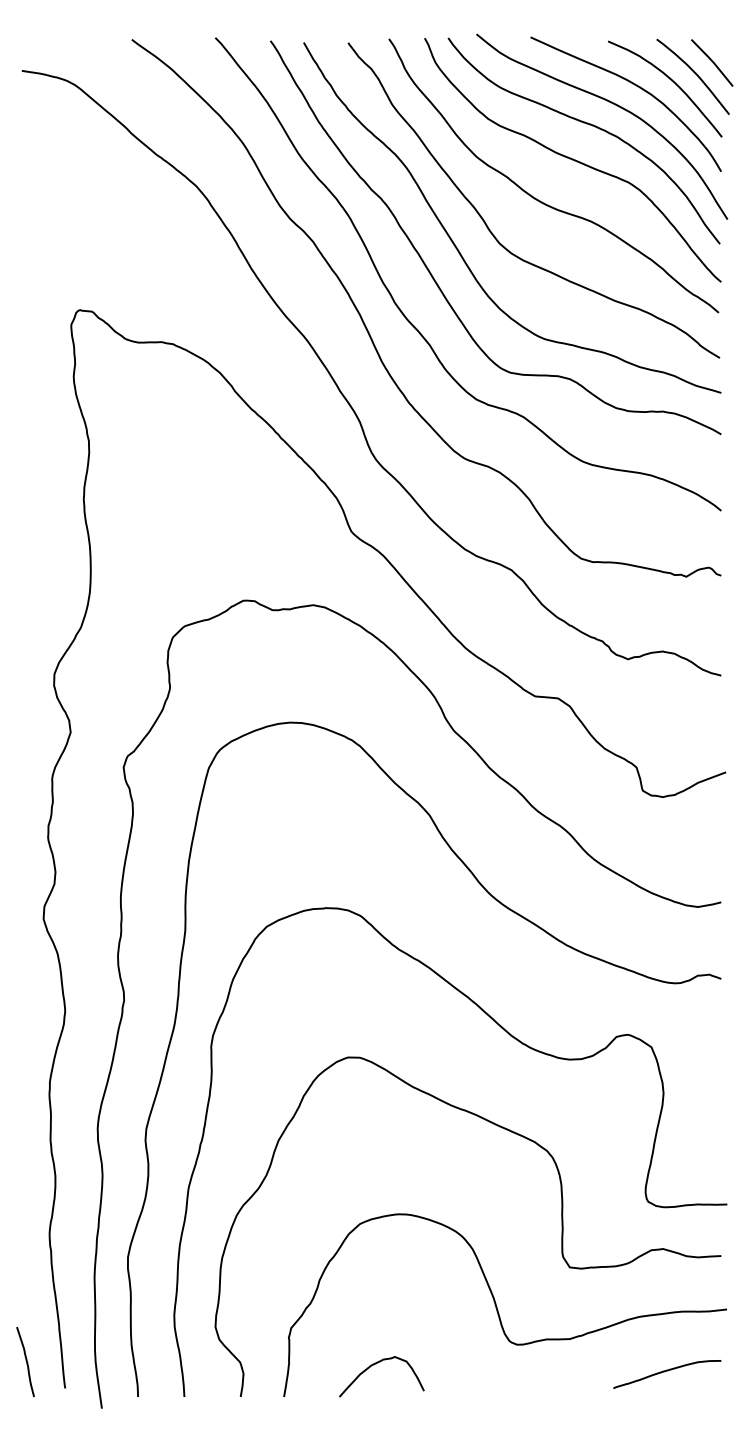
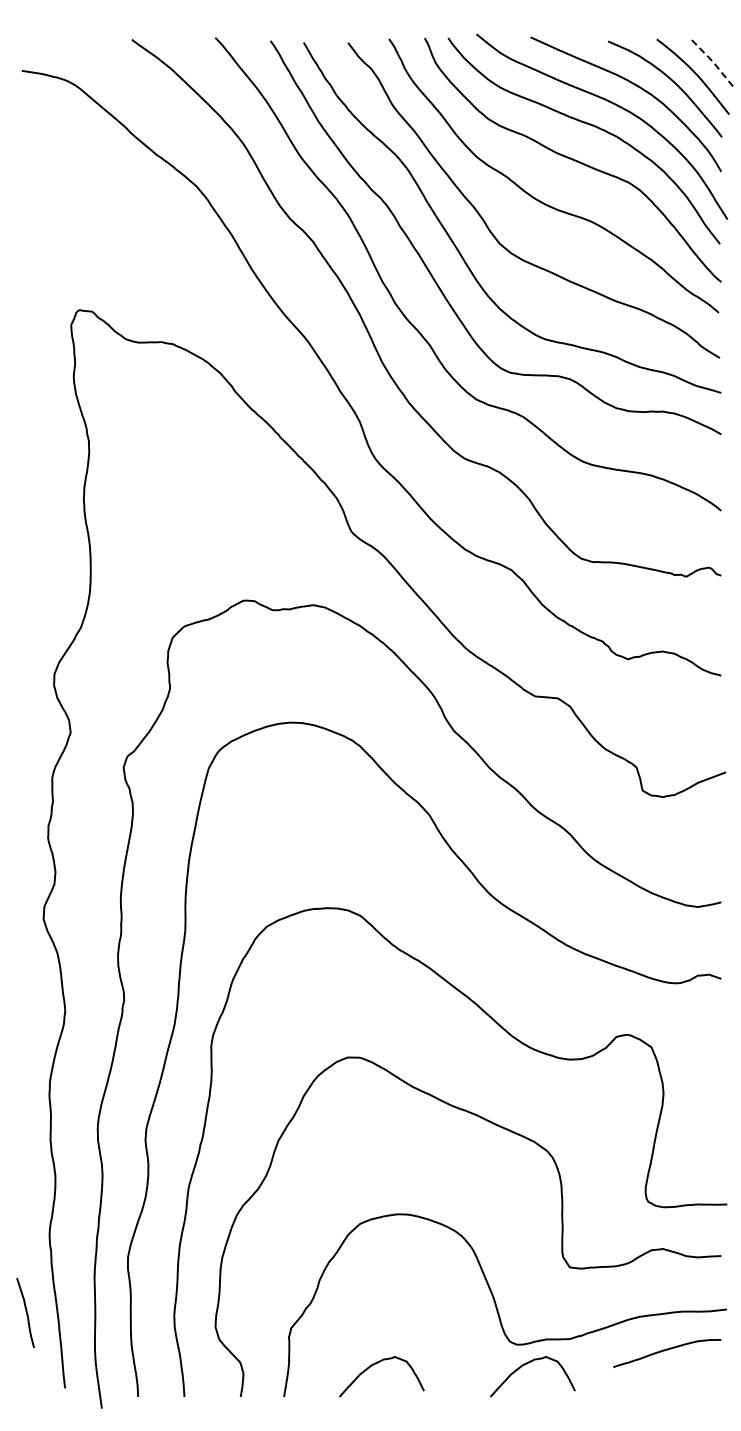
line: solid -> dashed (713, 62)
curve position: (26, 1362) -> (26, 1313) (26, 1313)
curve: none -> present (527, 1364)
curve position: (667, 1371) -> (667, 1350) (667, 1350)
